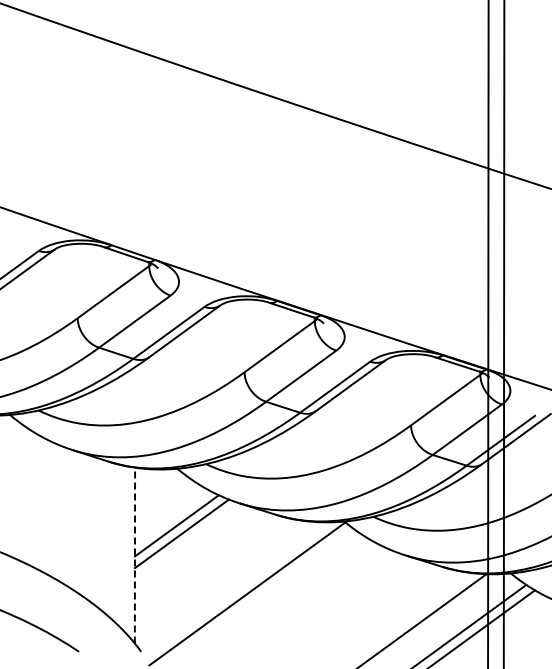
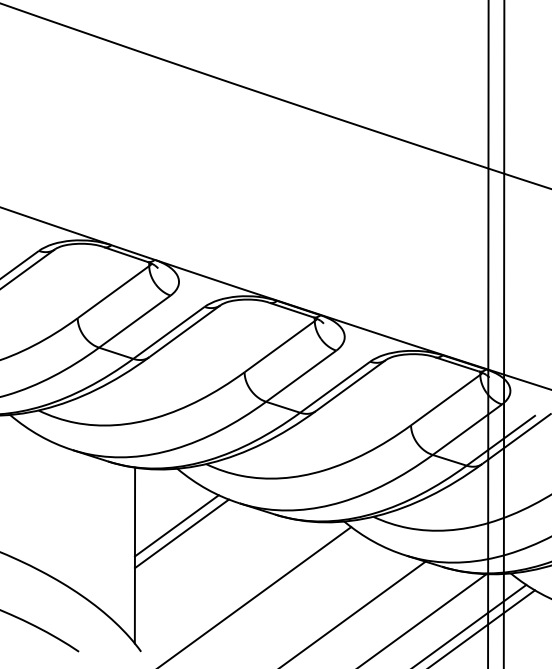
line: dashed -> solid (134, 555)
line position: (248, 593) -> (256, 596) (256, 596)
line: none -> present (354, 613)
